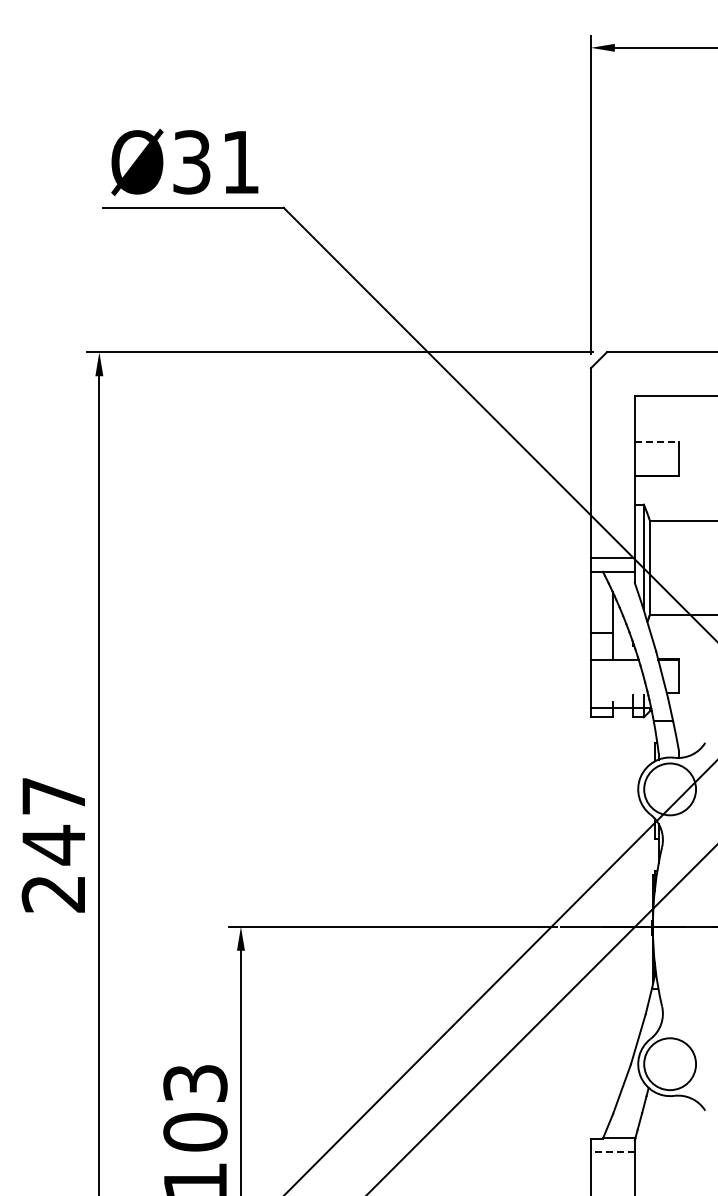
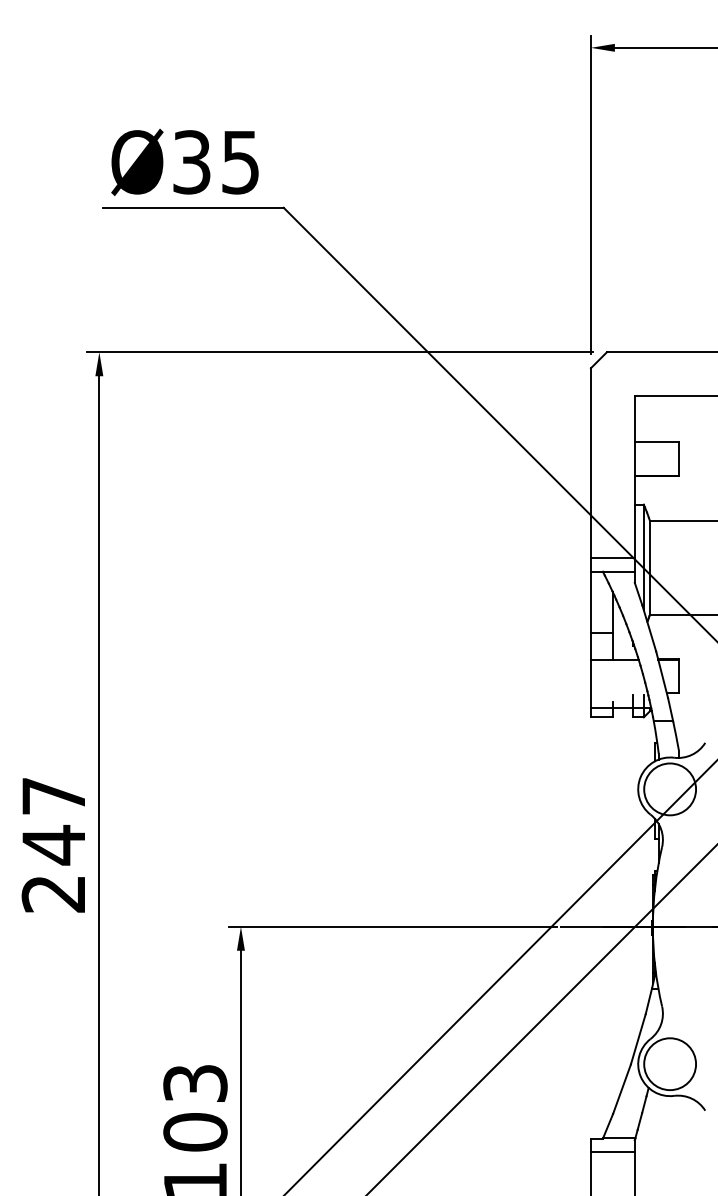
text: Ø31 -> Ø35 (240, 162)
line: dashed -> solid (656, 442)
line: dashed -> solid (612, 1152)
